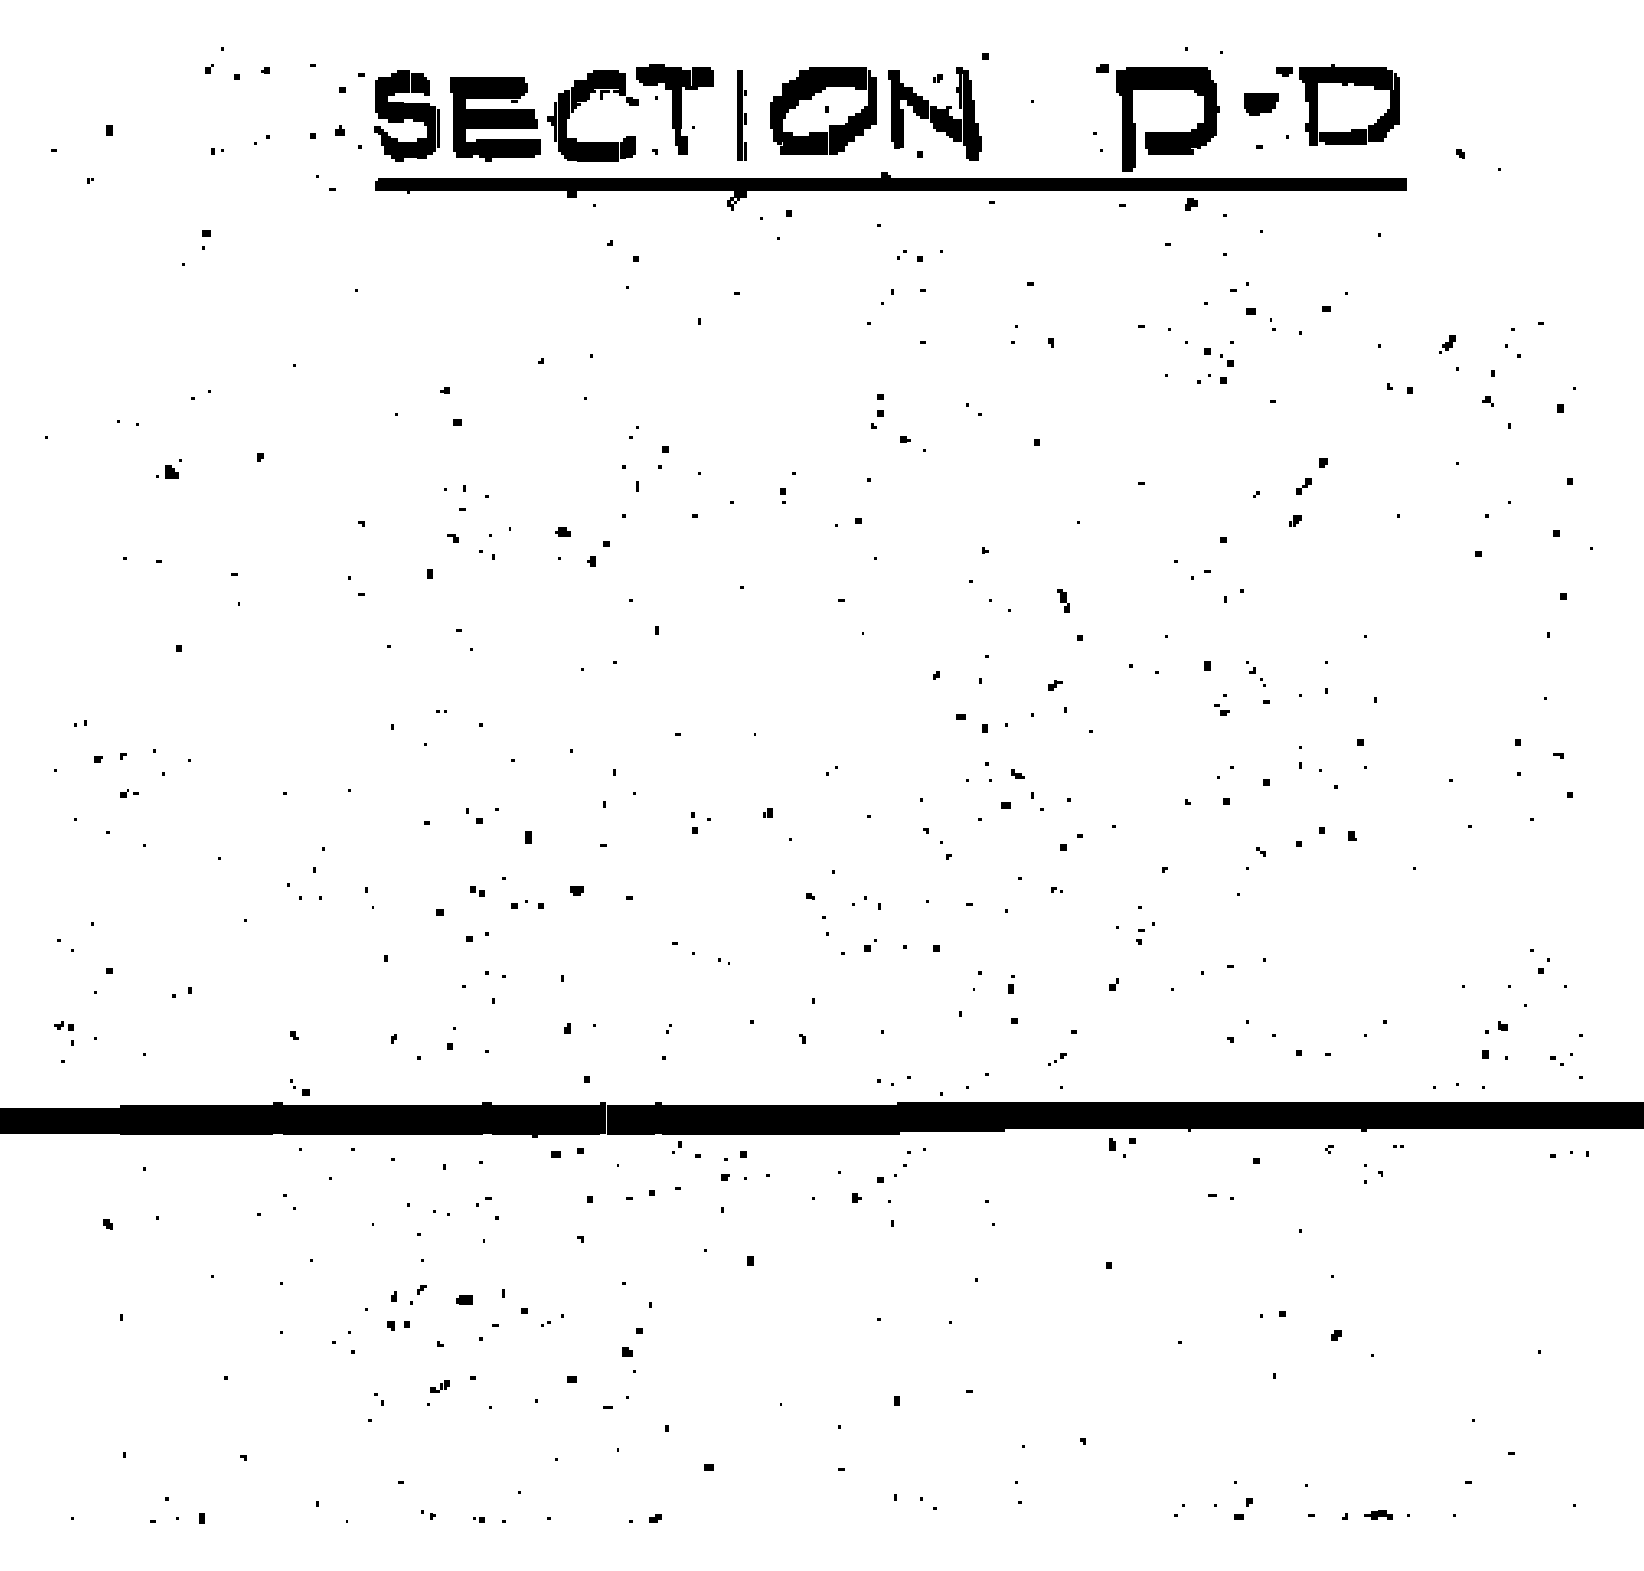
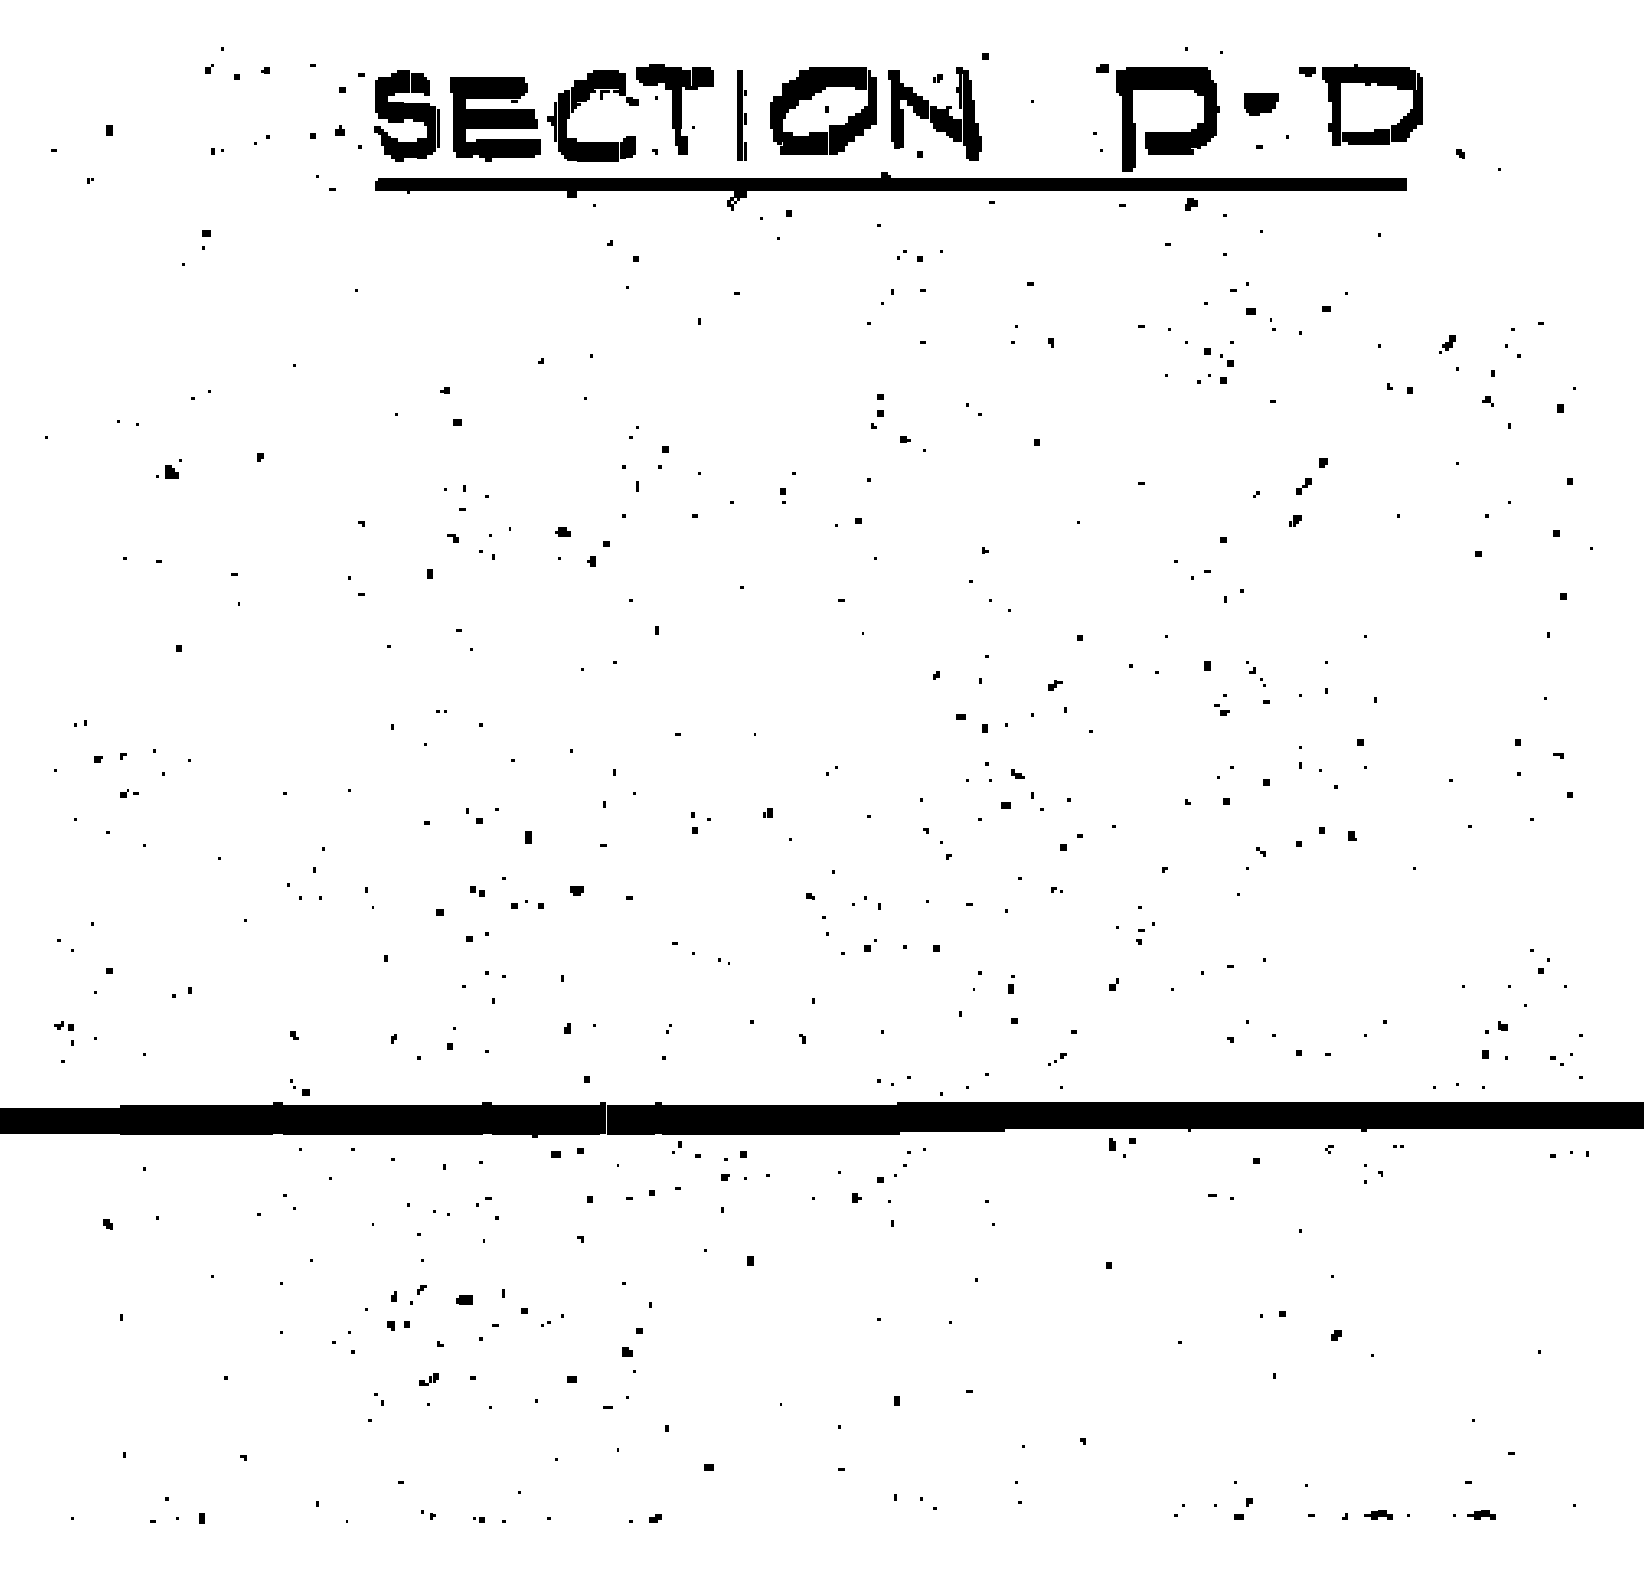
part position: (1342, 85) -> (1365, 85) (1365, 85)
part: present -> none (1063, 600)
part position: (439, 1386) -> (428, 1379) (428, 1379)
part: none -> present (1481, 1514)
